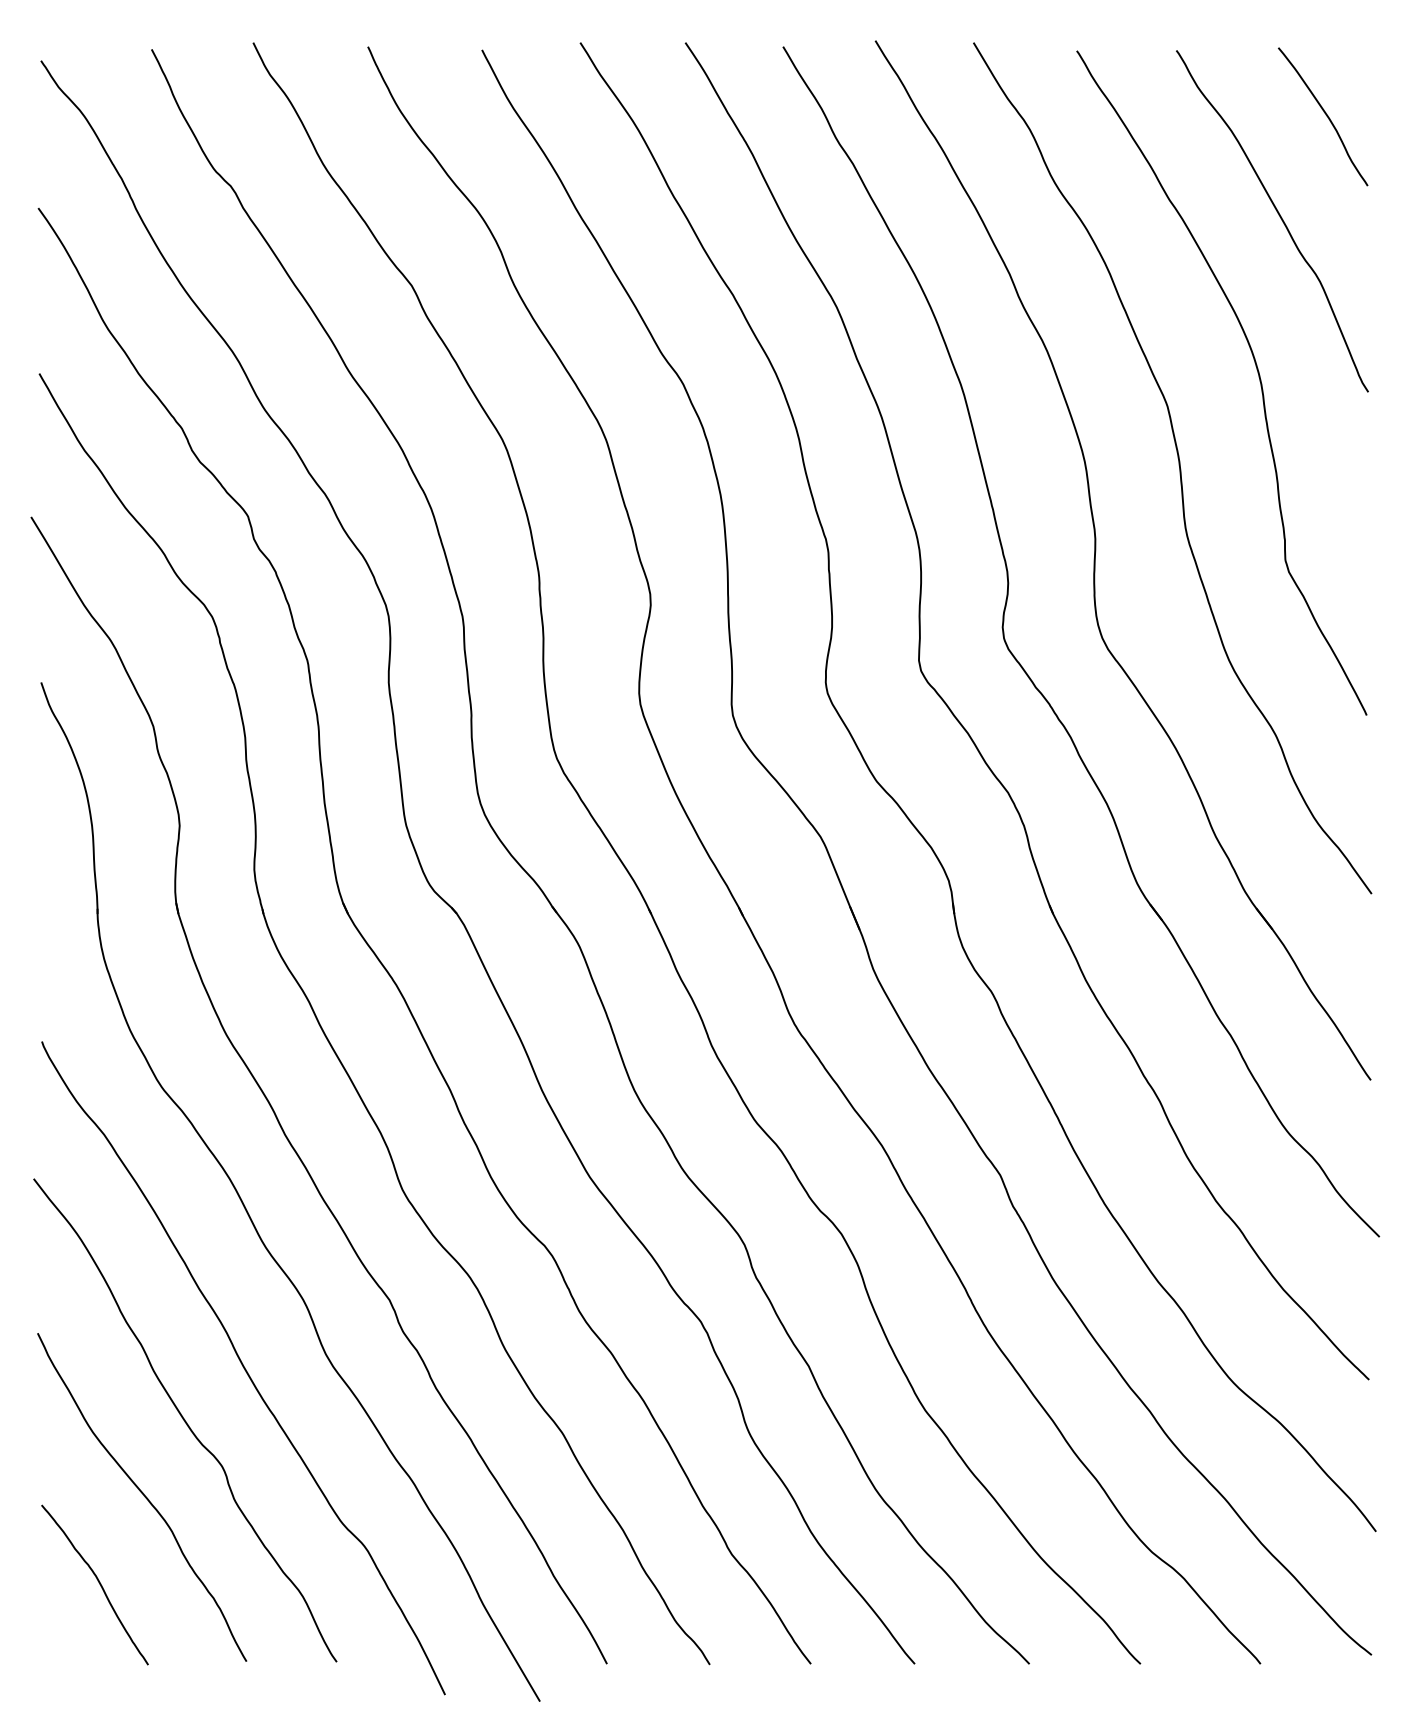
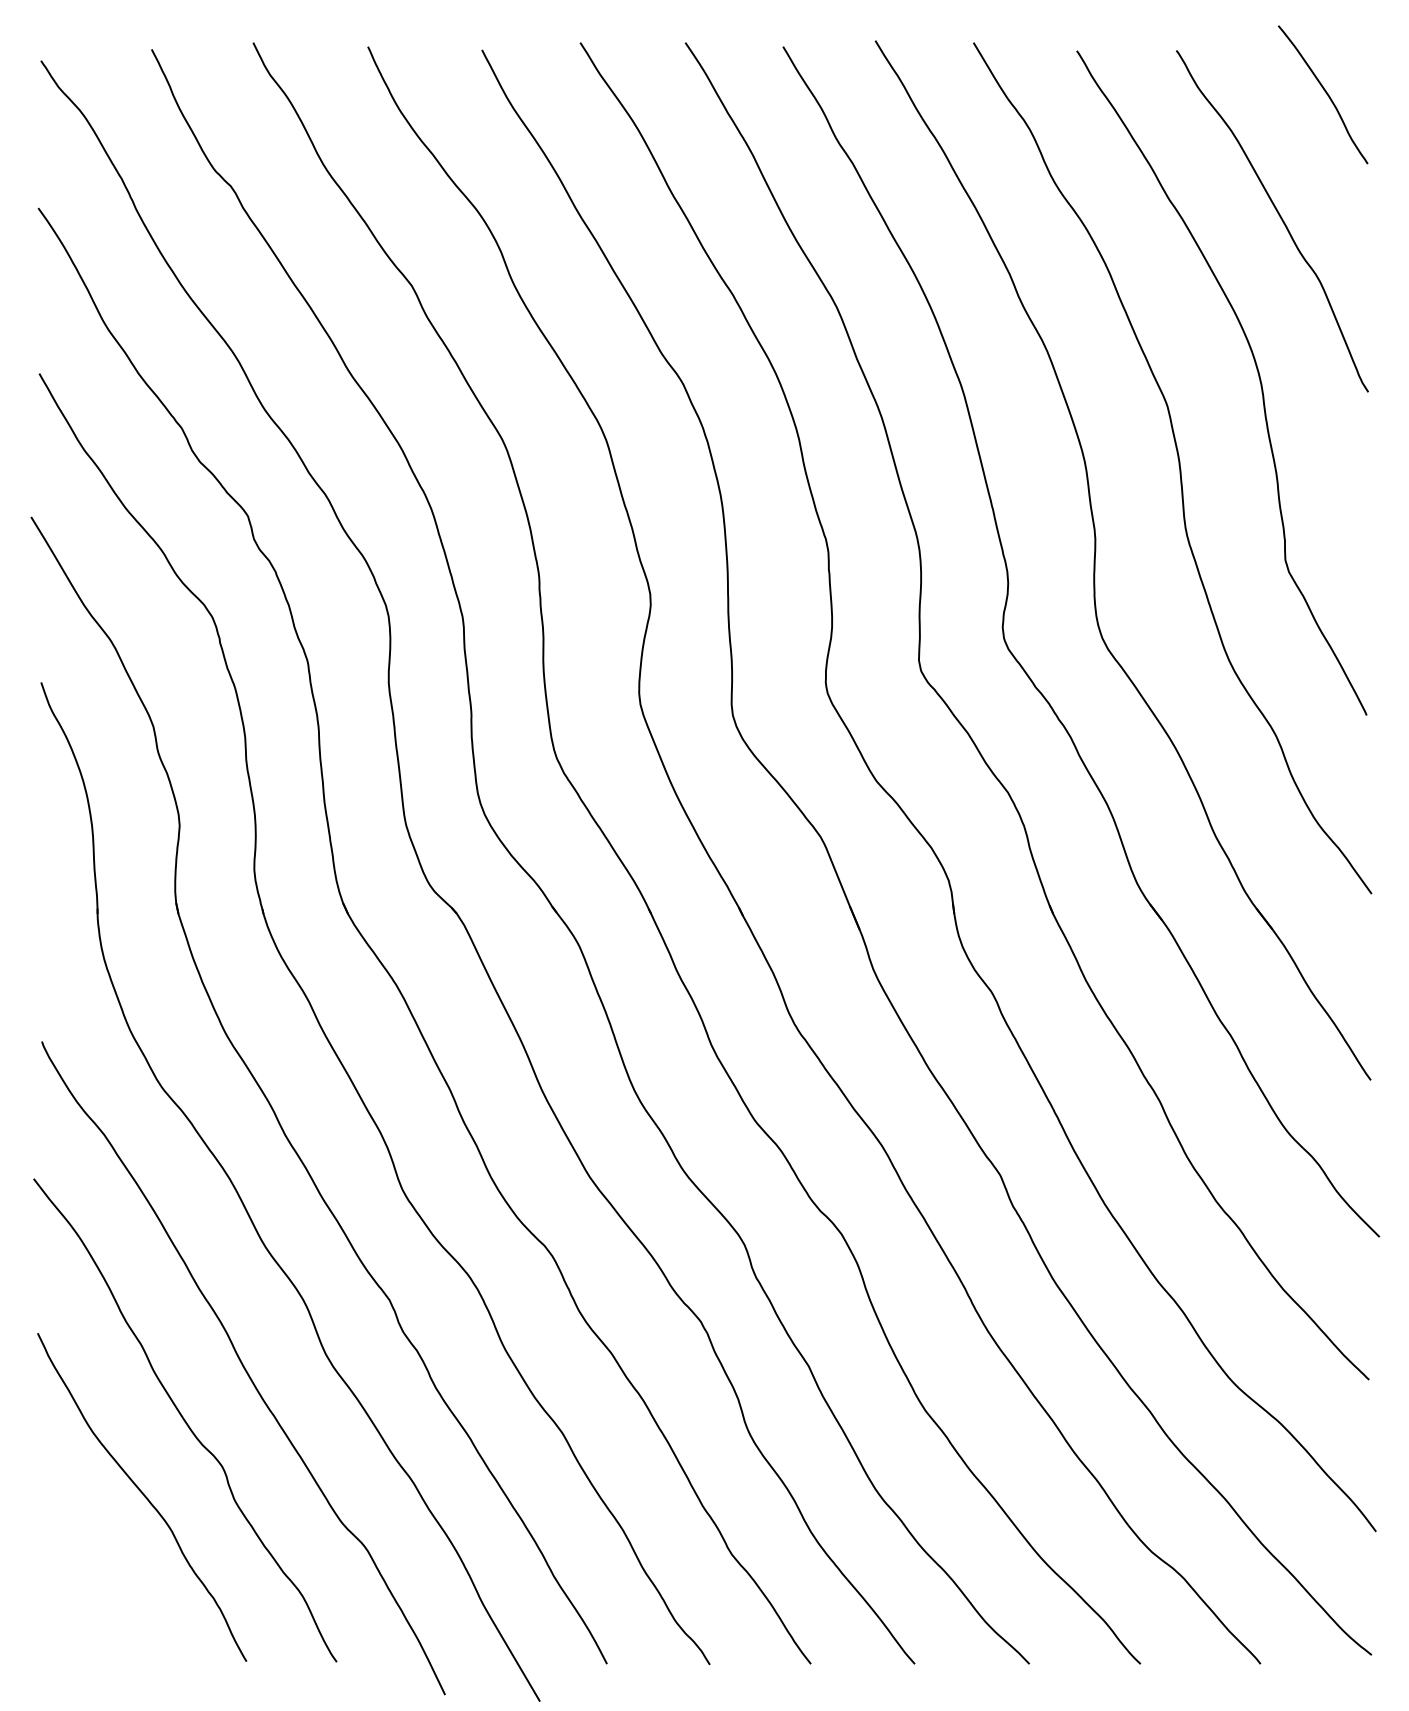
curve position: (1325, 114) -> (1325, 92) (1325, 92)
curve: present -> none (97, 1581)
